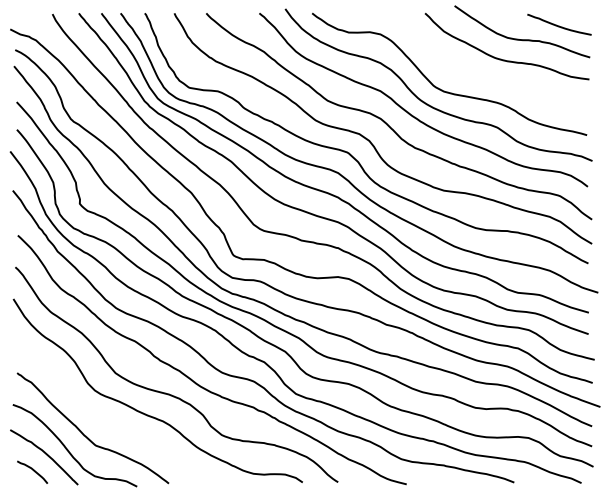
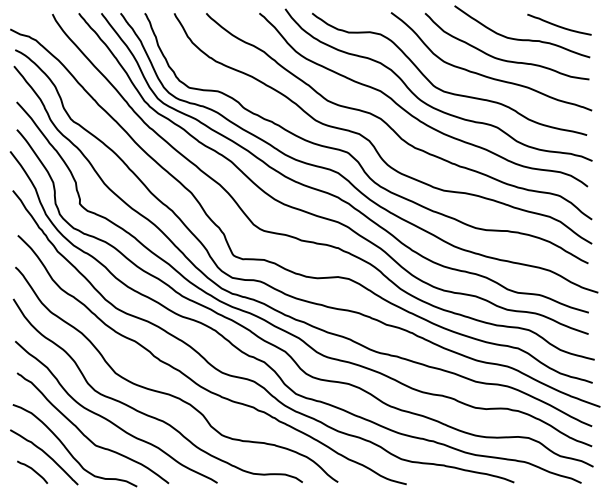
curve: none -> present (486, 75)
curve: none -> present (110, 420)
